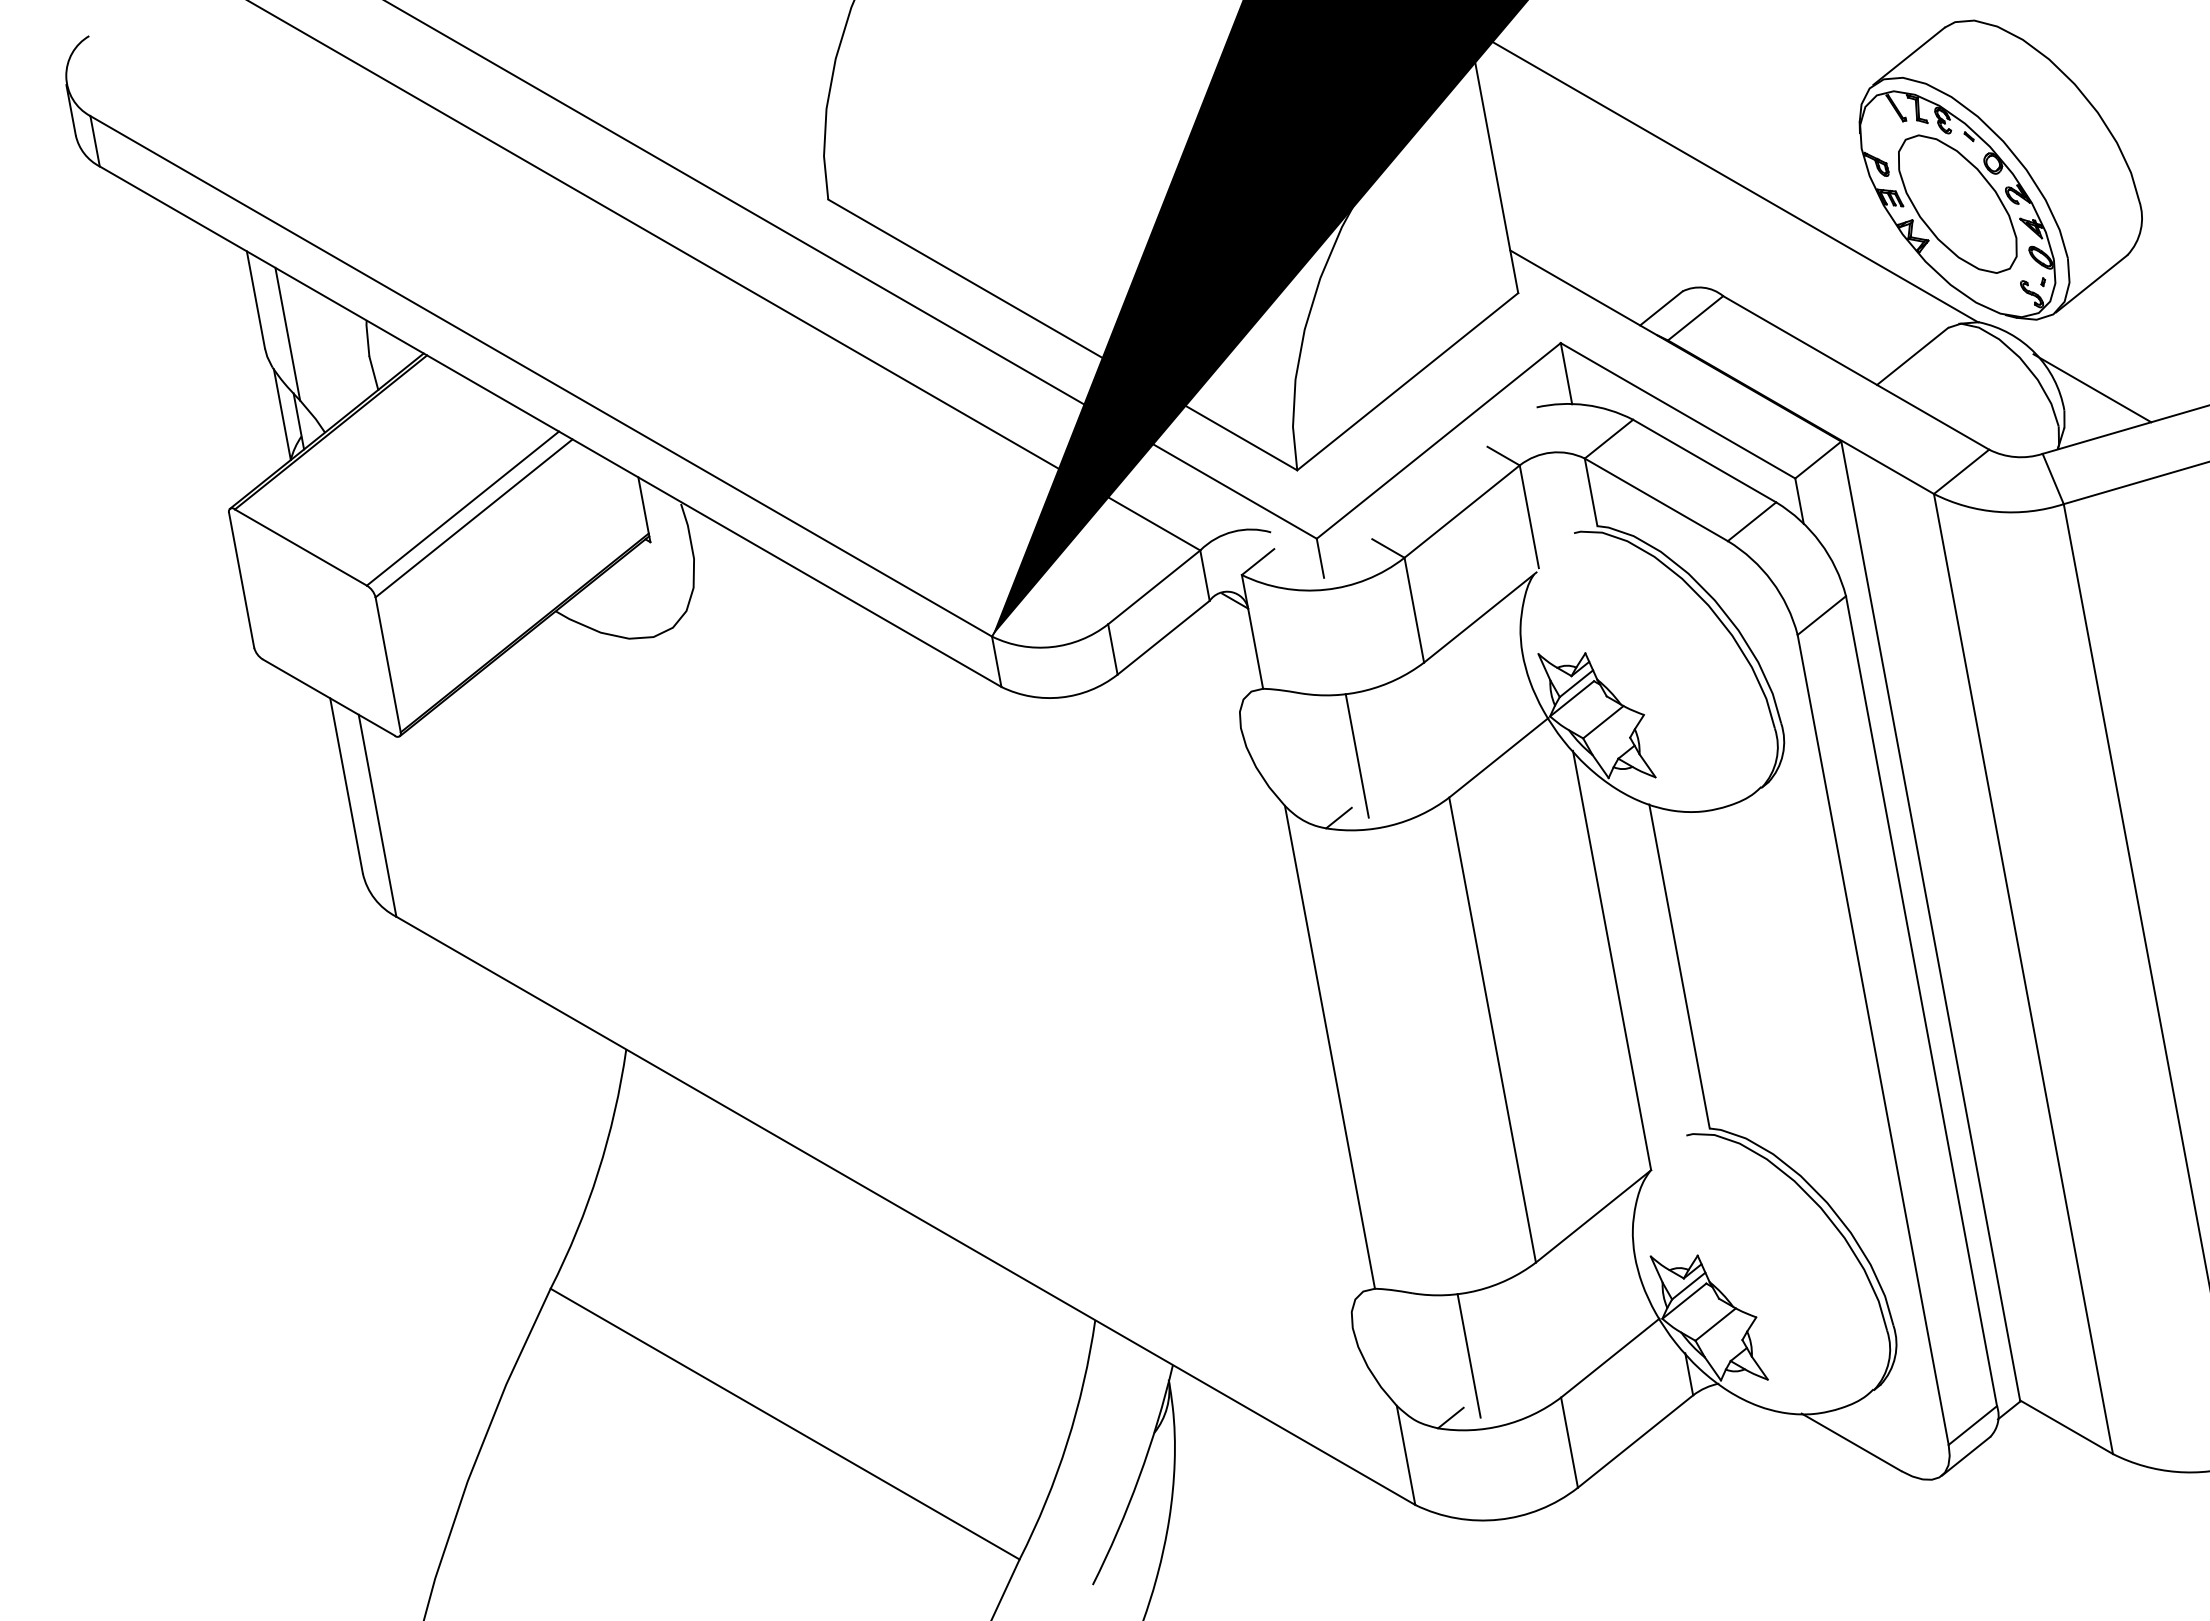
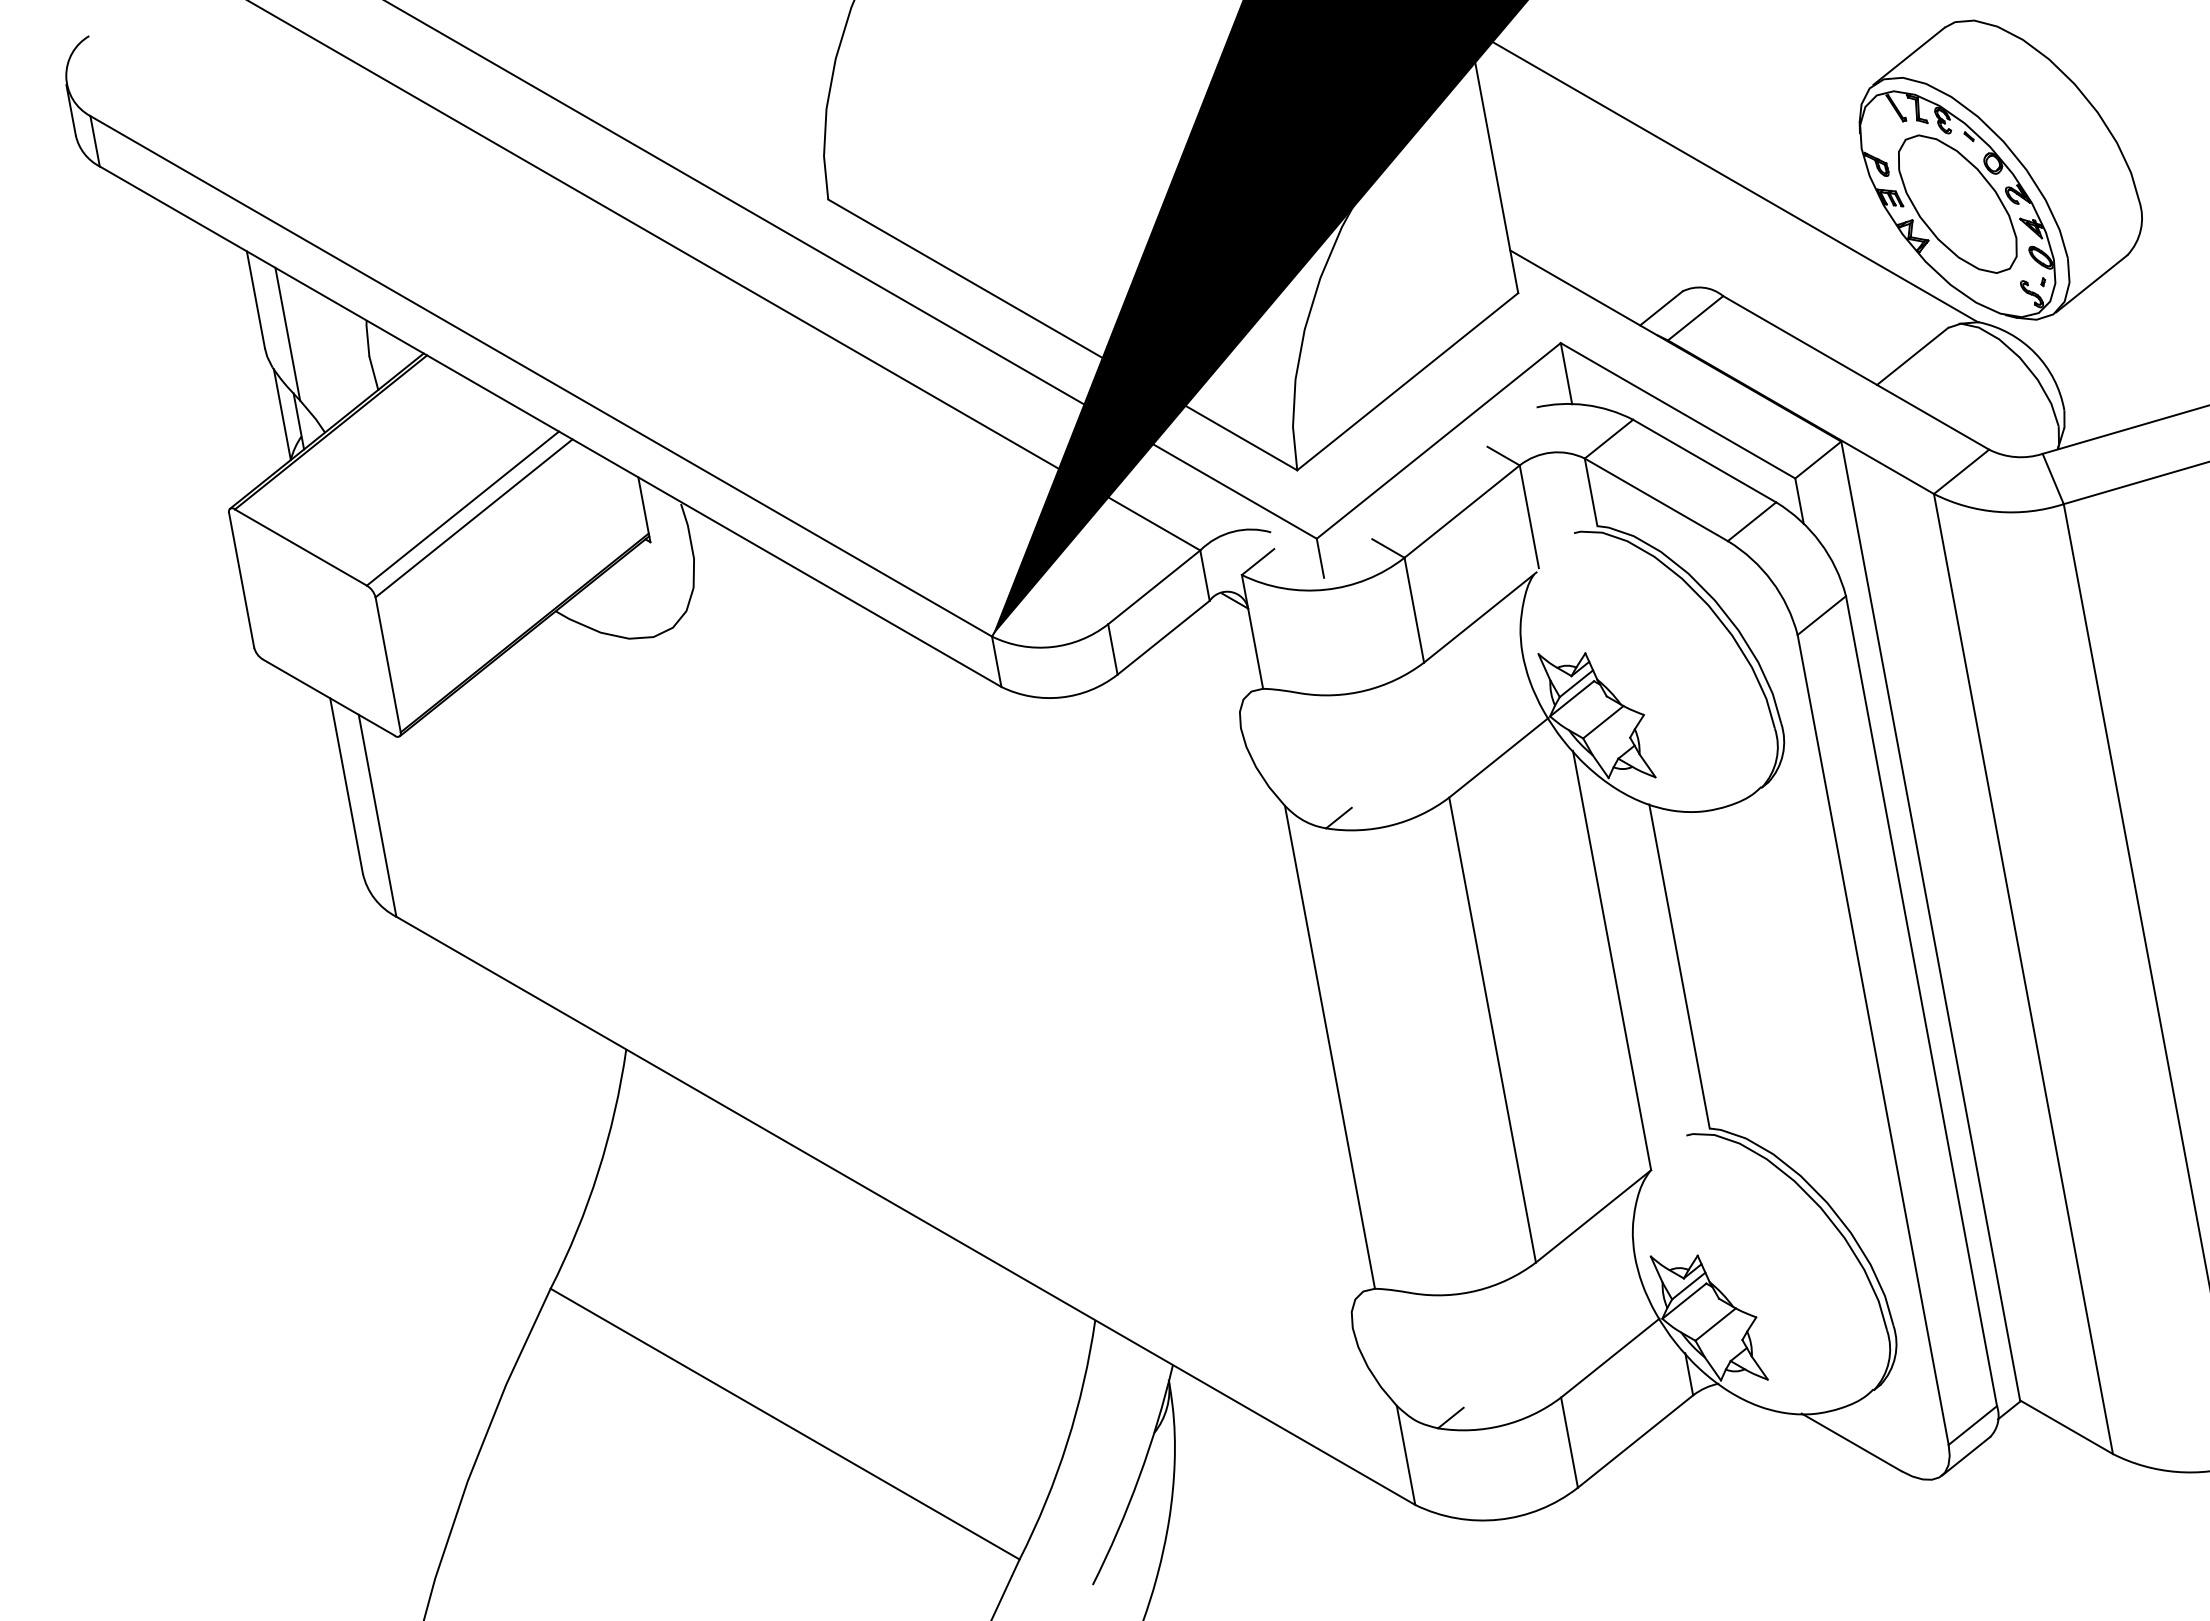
line: present -> none (2092, 388)
line: present -> none (1356, 755)
line: present -> none (1468, 1355)
